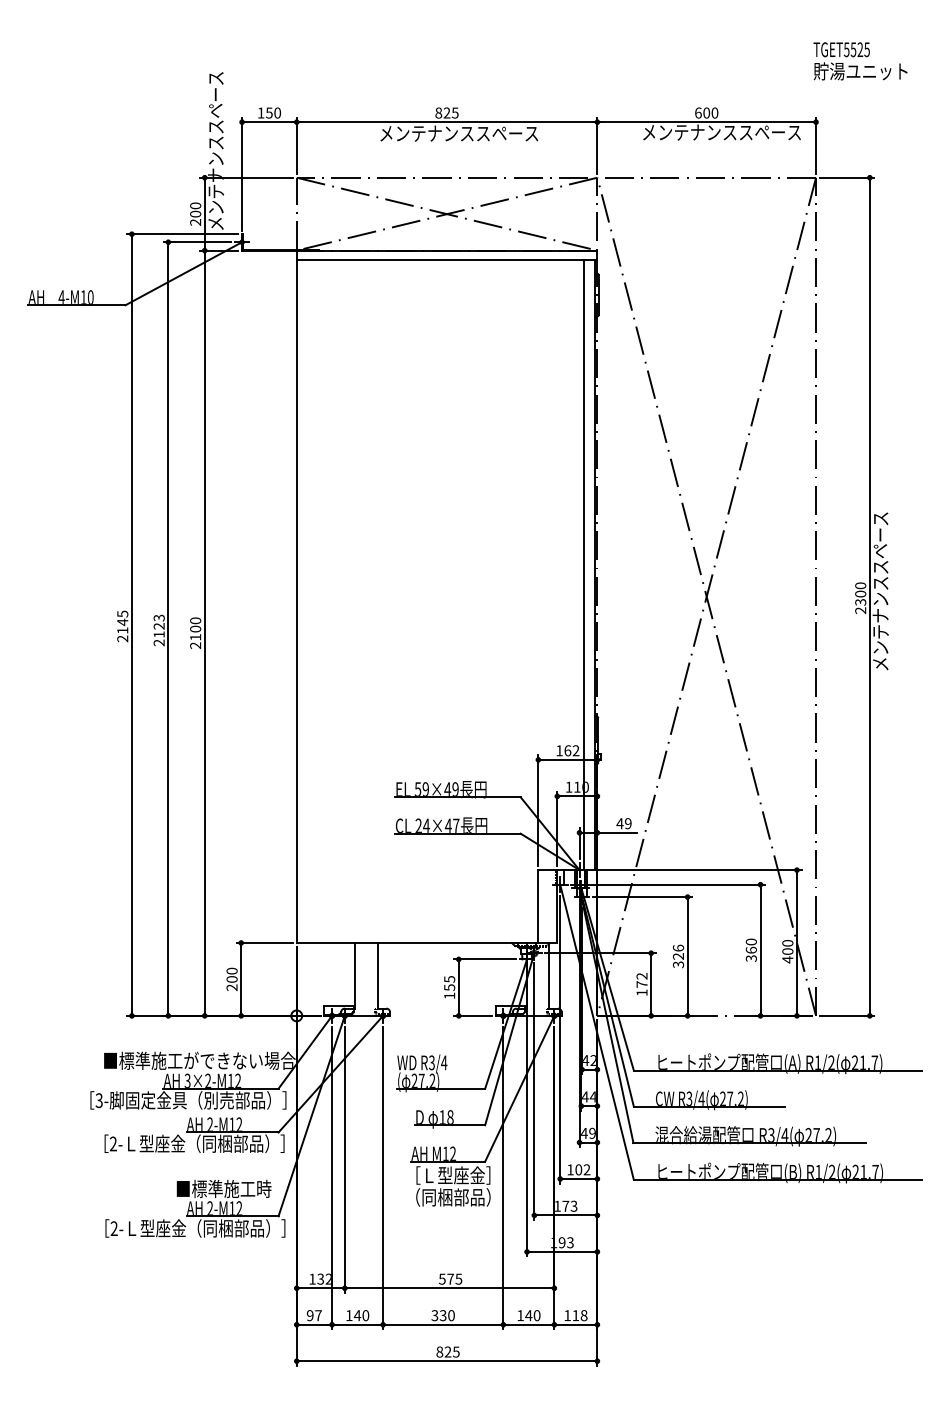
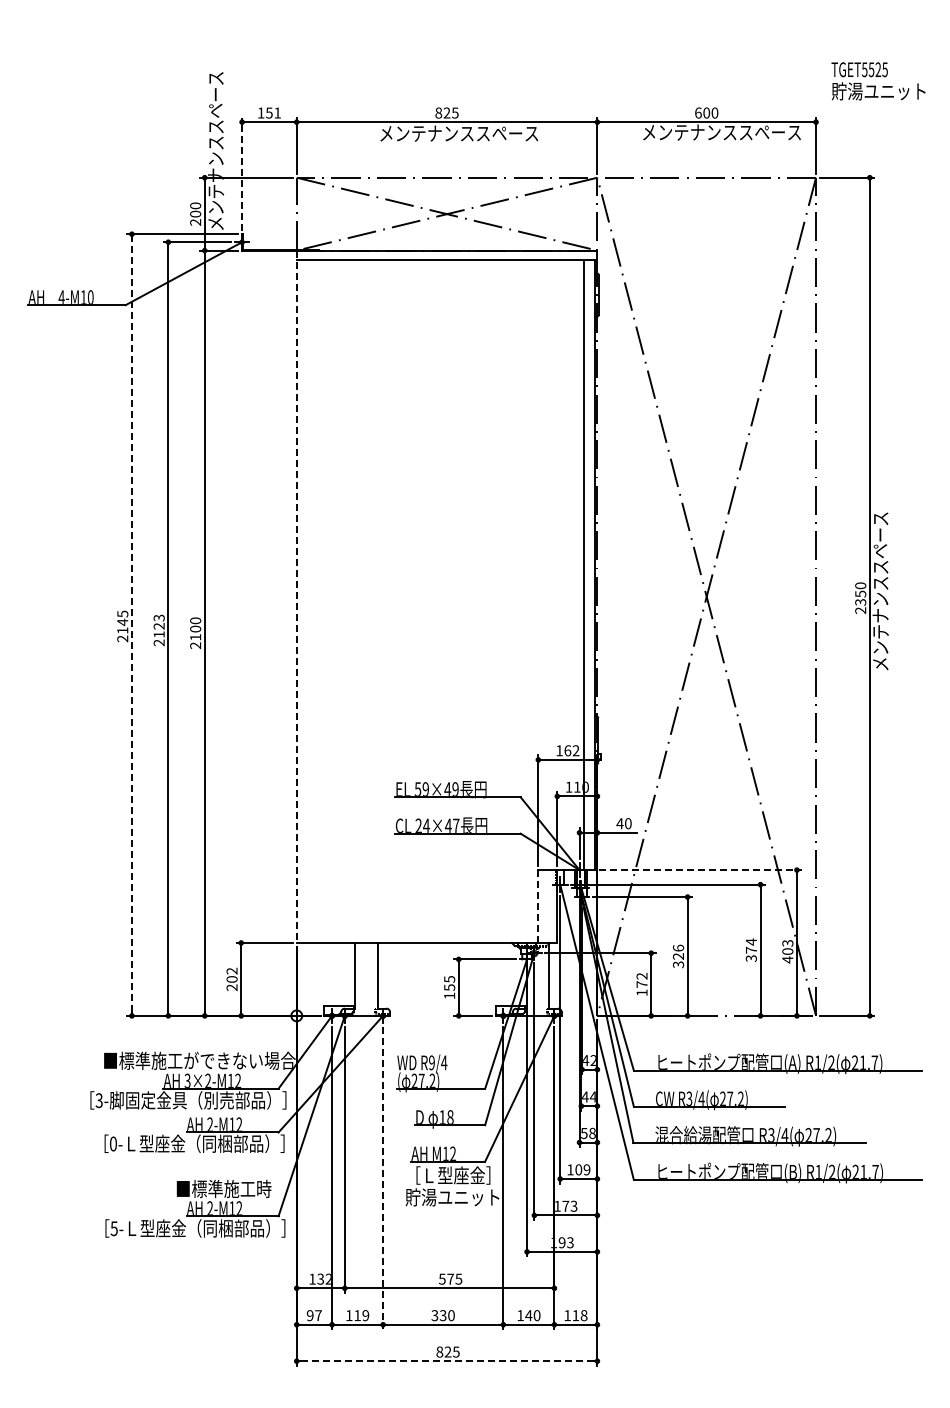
text position: (860, 61) -> (878, 81) (878, 81)
text: 150 -> 151 (277, 112)
line: solid -> dashed (242, 173)
text: 2300 -> 2350 (860, 593)
line: solid -> dashed (296, 597)
line: solid -> dashed (131, 624)
text: 49 -> 40 (628, 823)
line: solid -> dashed (700, 870)
line: solid -> dashed (538, 906)
text: 400 -> 403 (787, 943)
text: 360 -> 374 (750, 945)
text: 200 -> 202 (231, 970)
text: R3/4 -> R9/4 (431, 1063)
text: 49 -> 58 (588, 1133)
text: 2- -> 0- (112, 1143)
text: 102 -> 109 (586, 1170)
line: solid -> dashed (383, 1178)
text: （同梱部品） -> 貯湯ユニット (452, 1197)
text: 2- -> 5- (113, 1228)
text: 140 -> 119 (361, 1315)
line: solid -> dashed (447, 1361)
